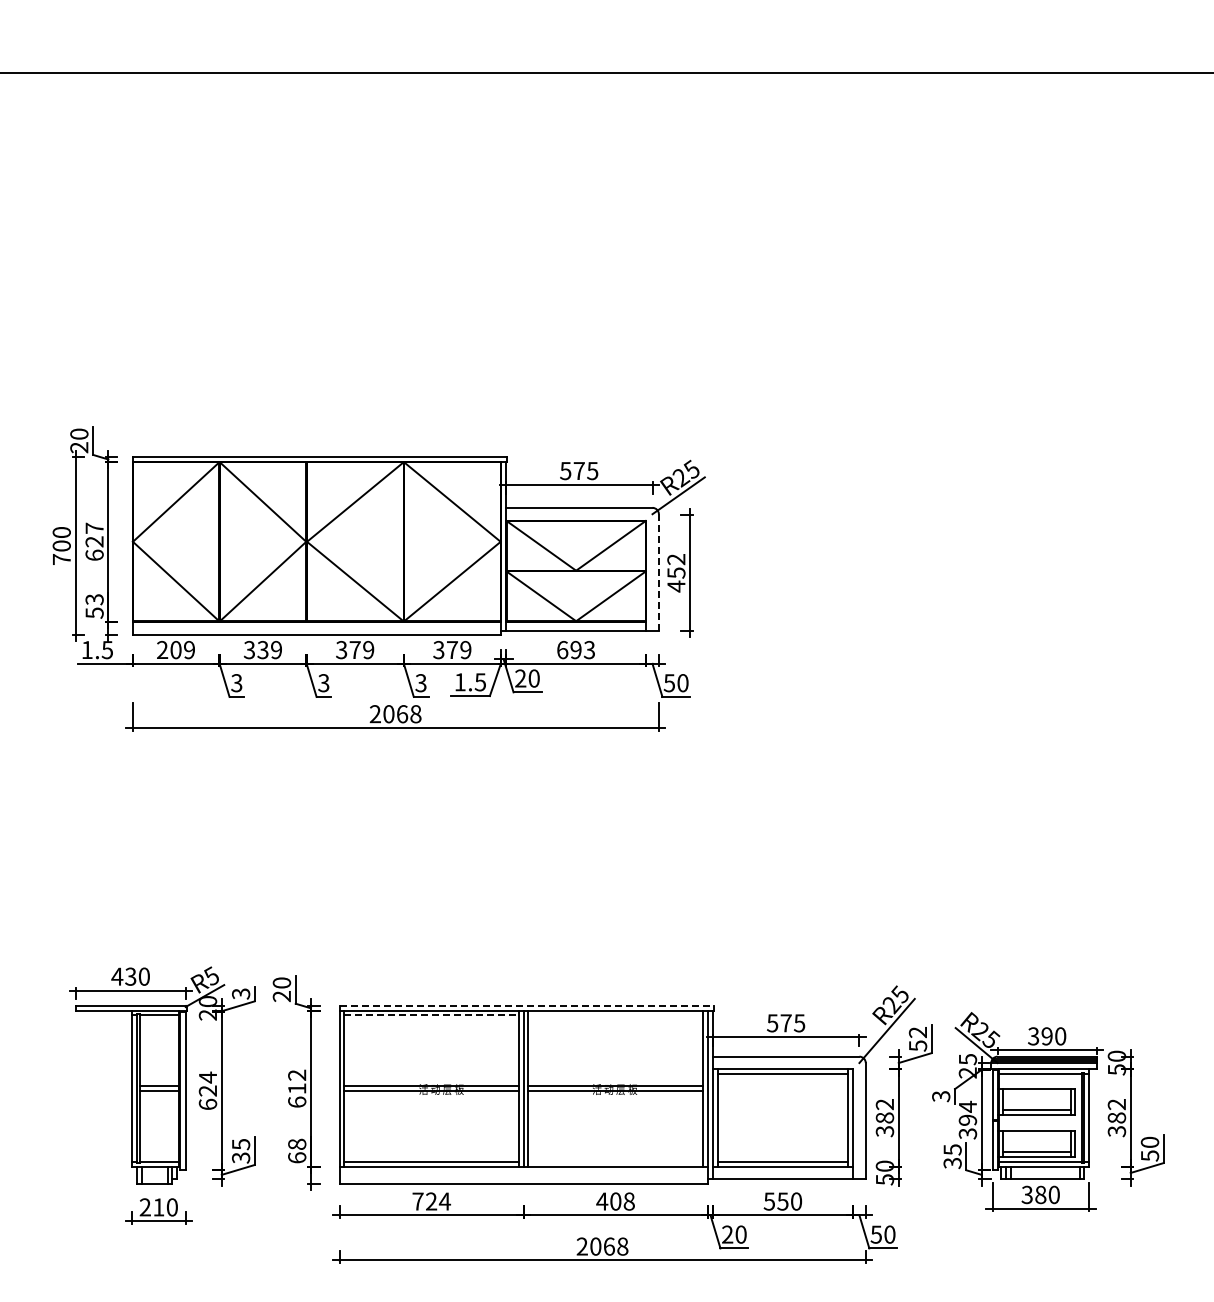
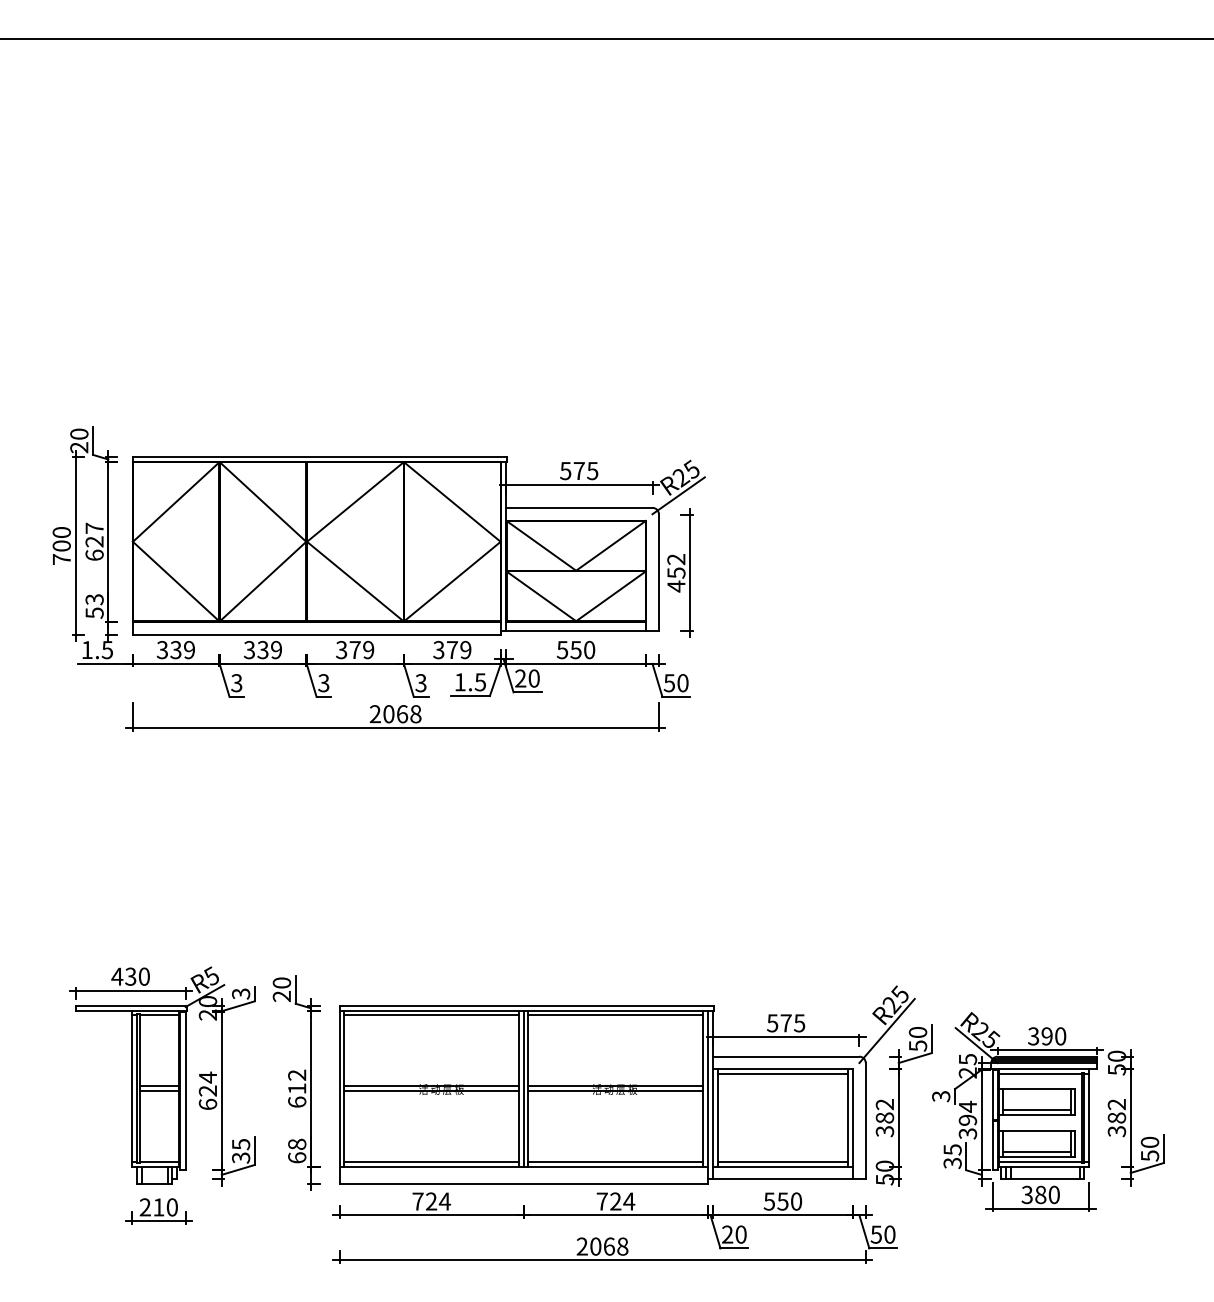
line position: (606, 73) -> (606, 39) (606, 39)
line: dashed -> solid (658, 572)
text: 693 -> 550 (575, 649)
text: 209 -> 339 (168, 650)
line: dashed -> solid (527, 1005)
line: dashed -> solid (431, 1015)
line: none -> present (615, 1015)
text: 52 -> 50 (918, 1032)
line: none -> present (615, 1162)
text: 408 -> 724 (615, 1201)
